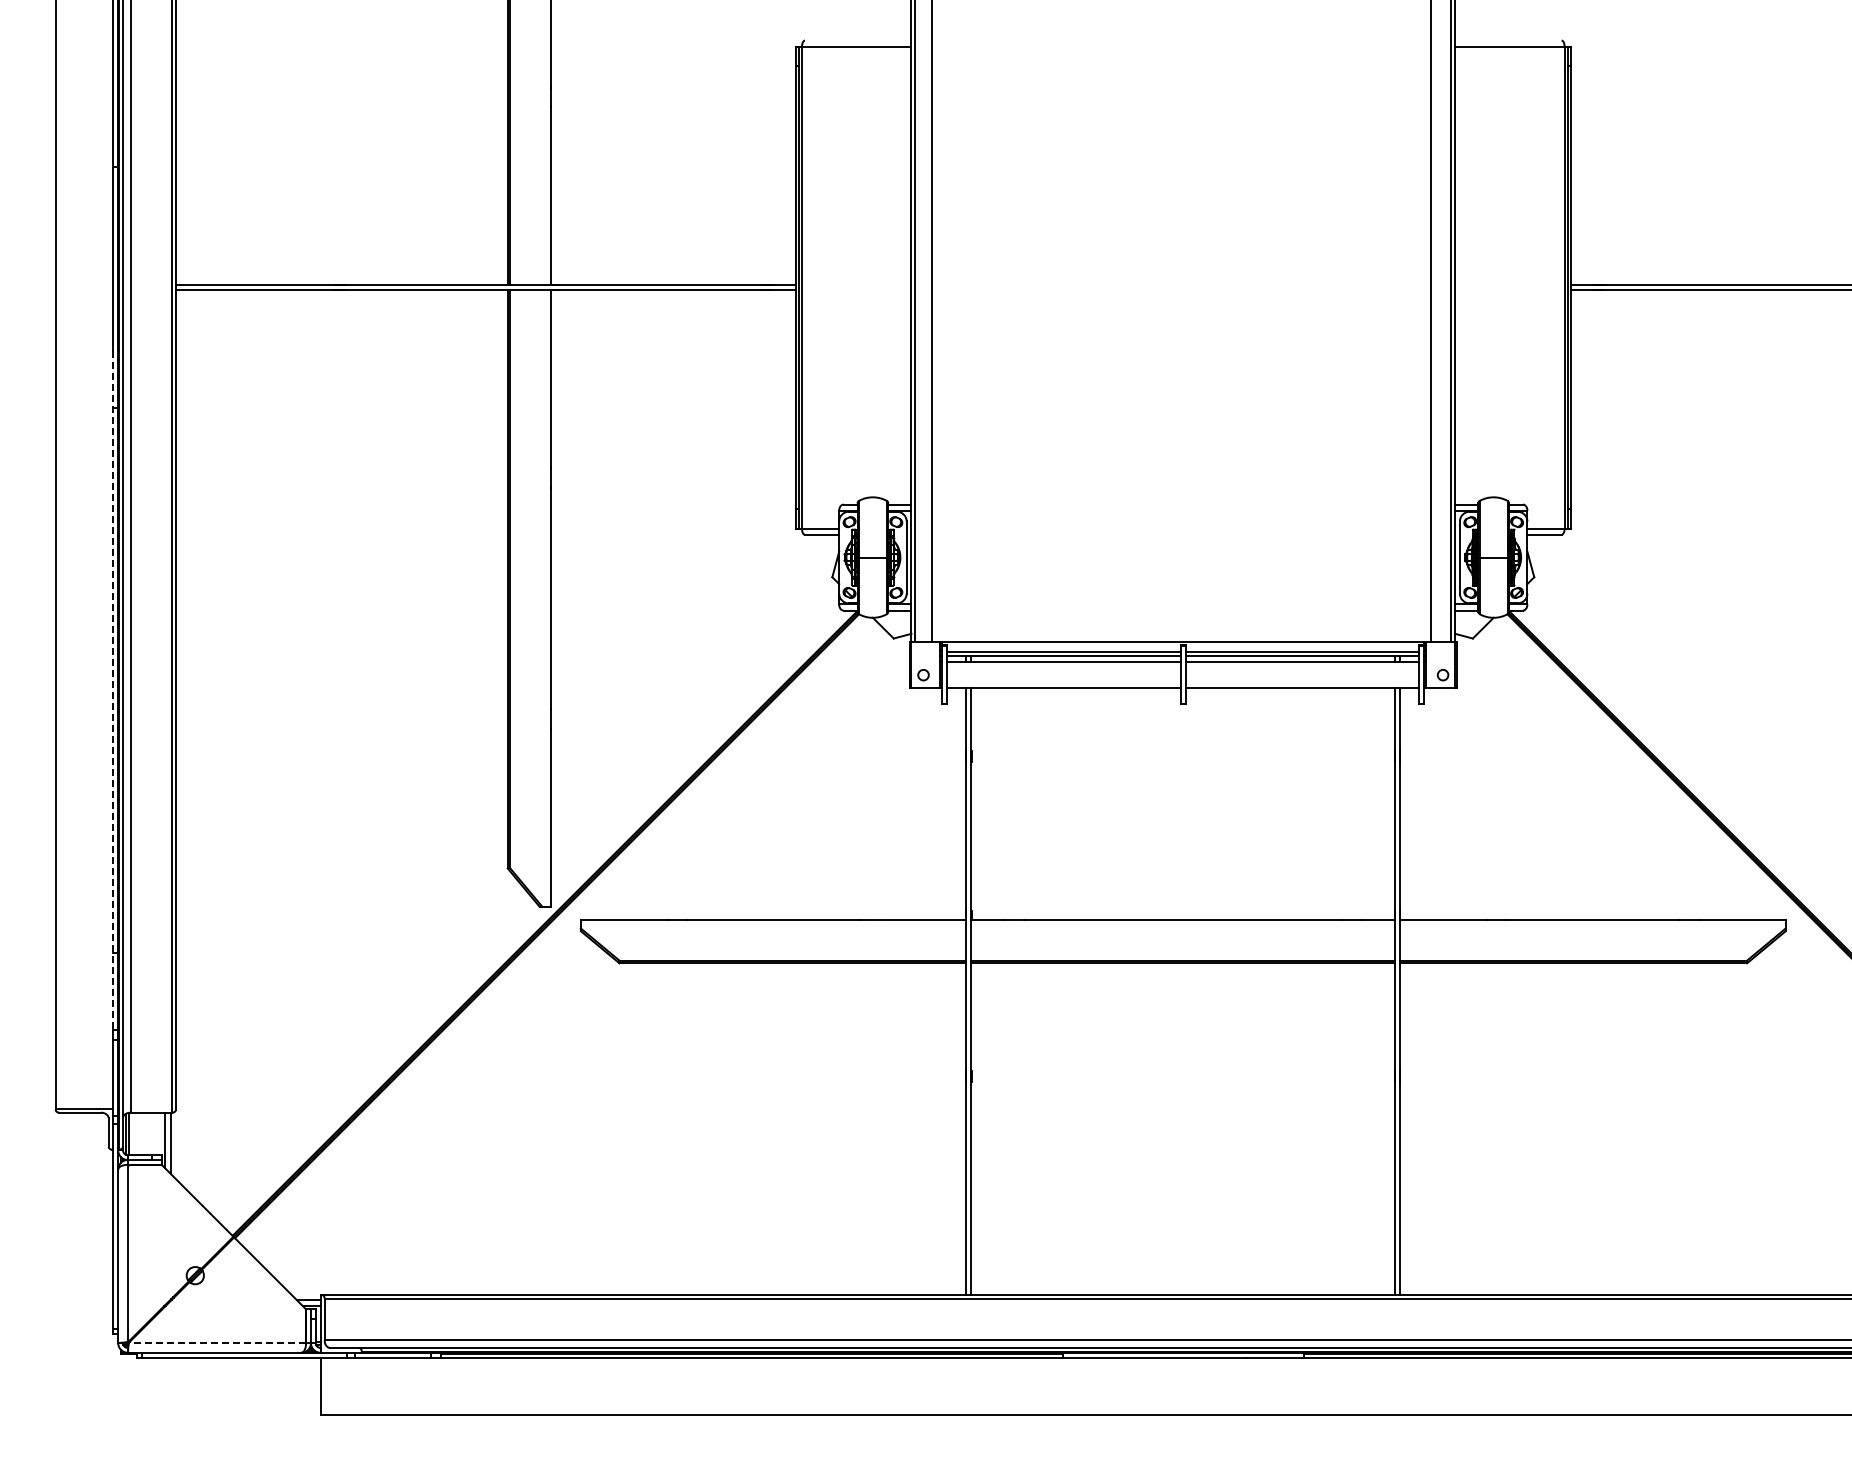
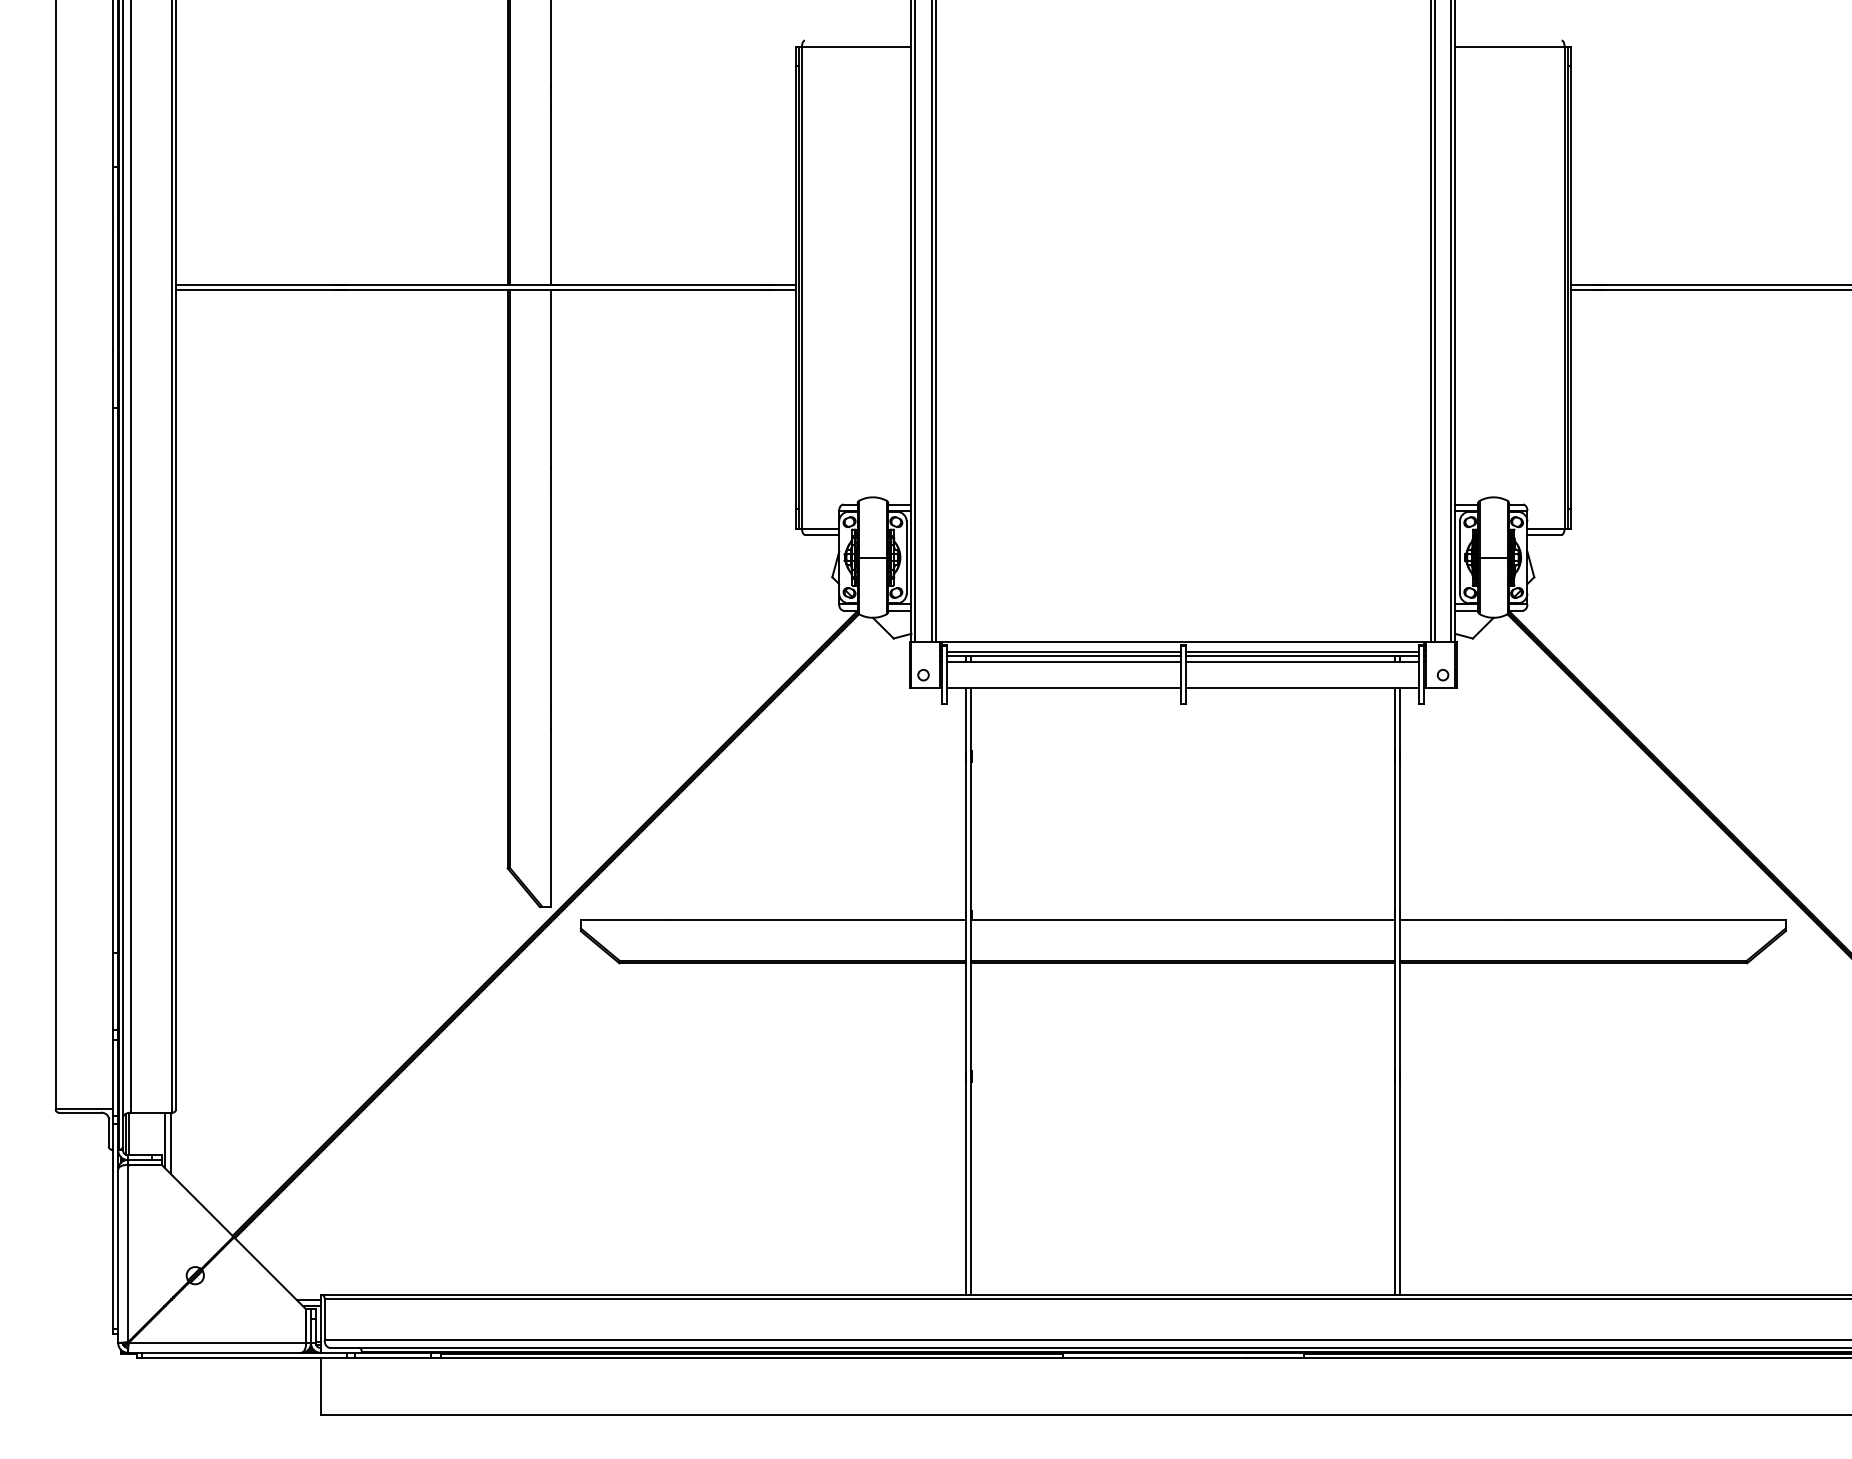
line: none -> present (935, 322)
line: none -> present (1434, 322)
line: dashed -> solid (113, 691)
line: dashed -> solid (217, 1343)
